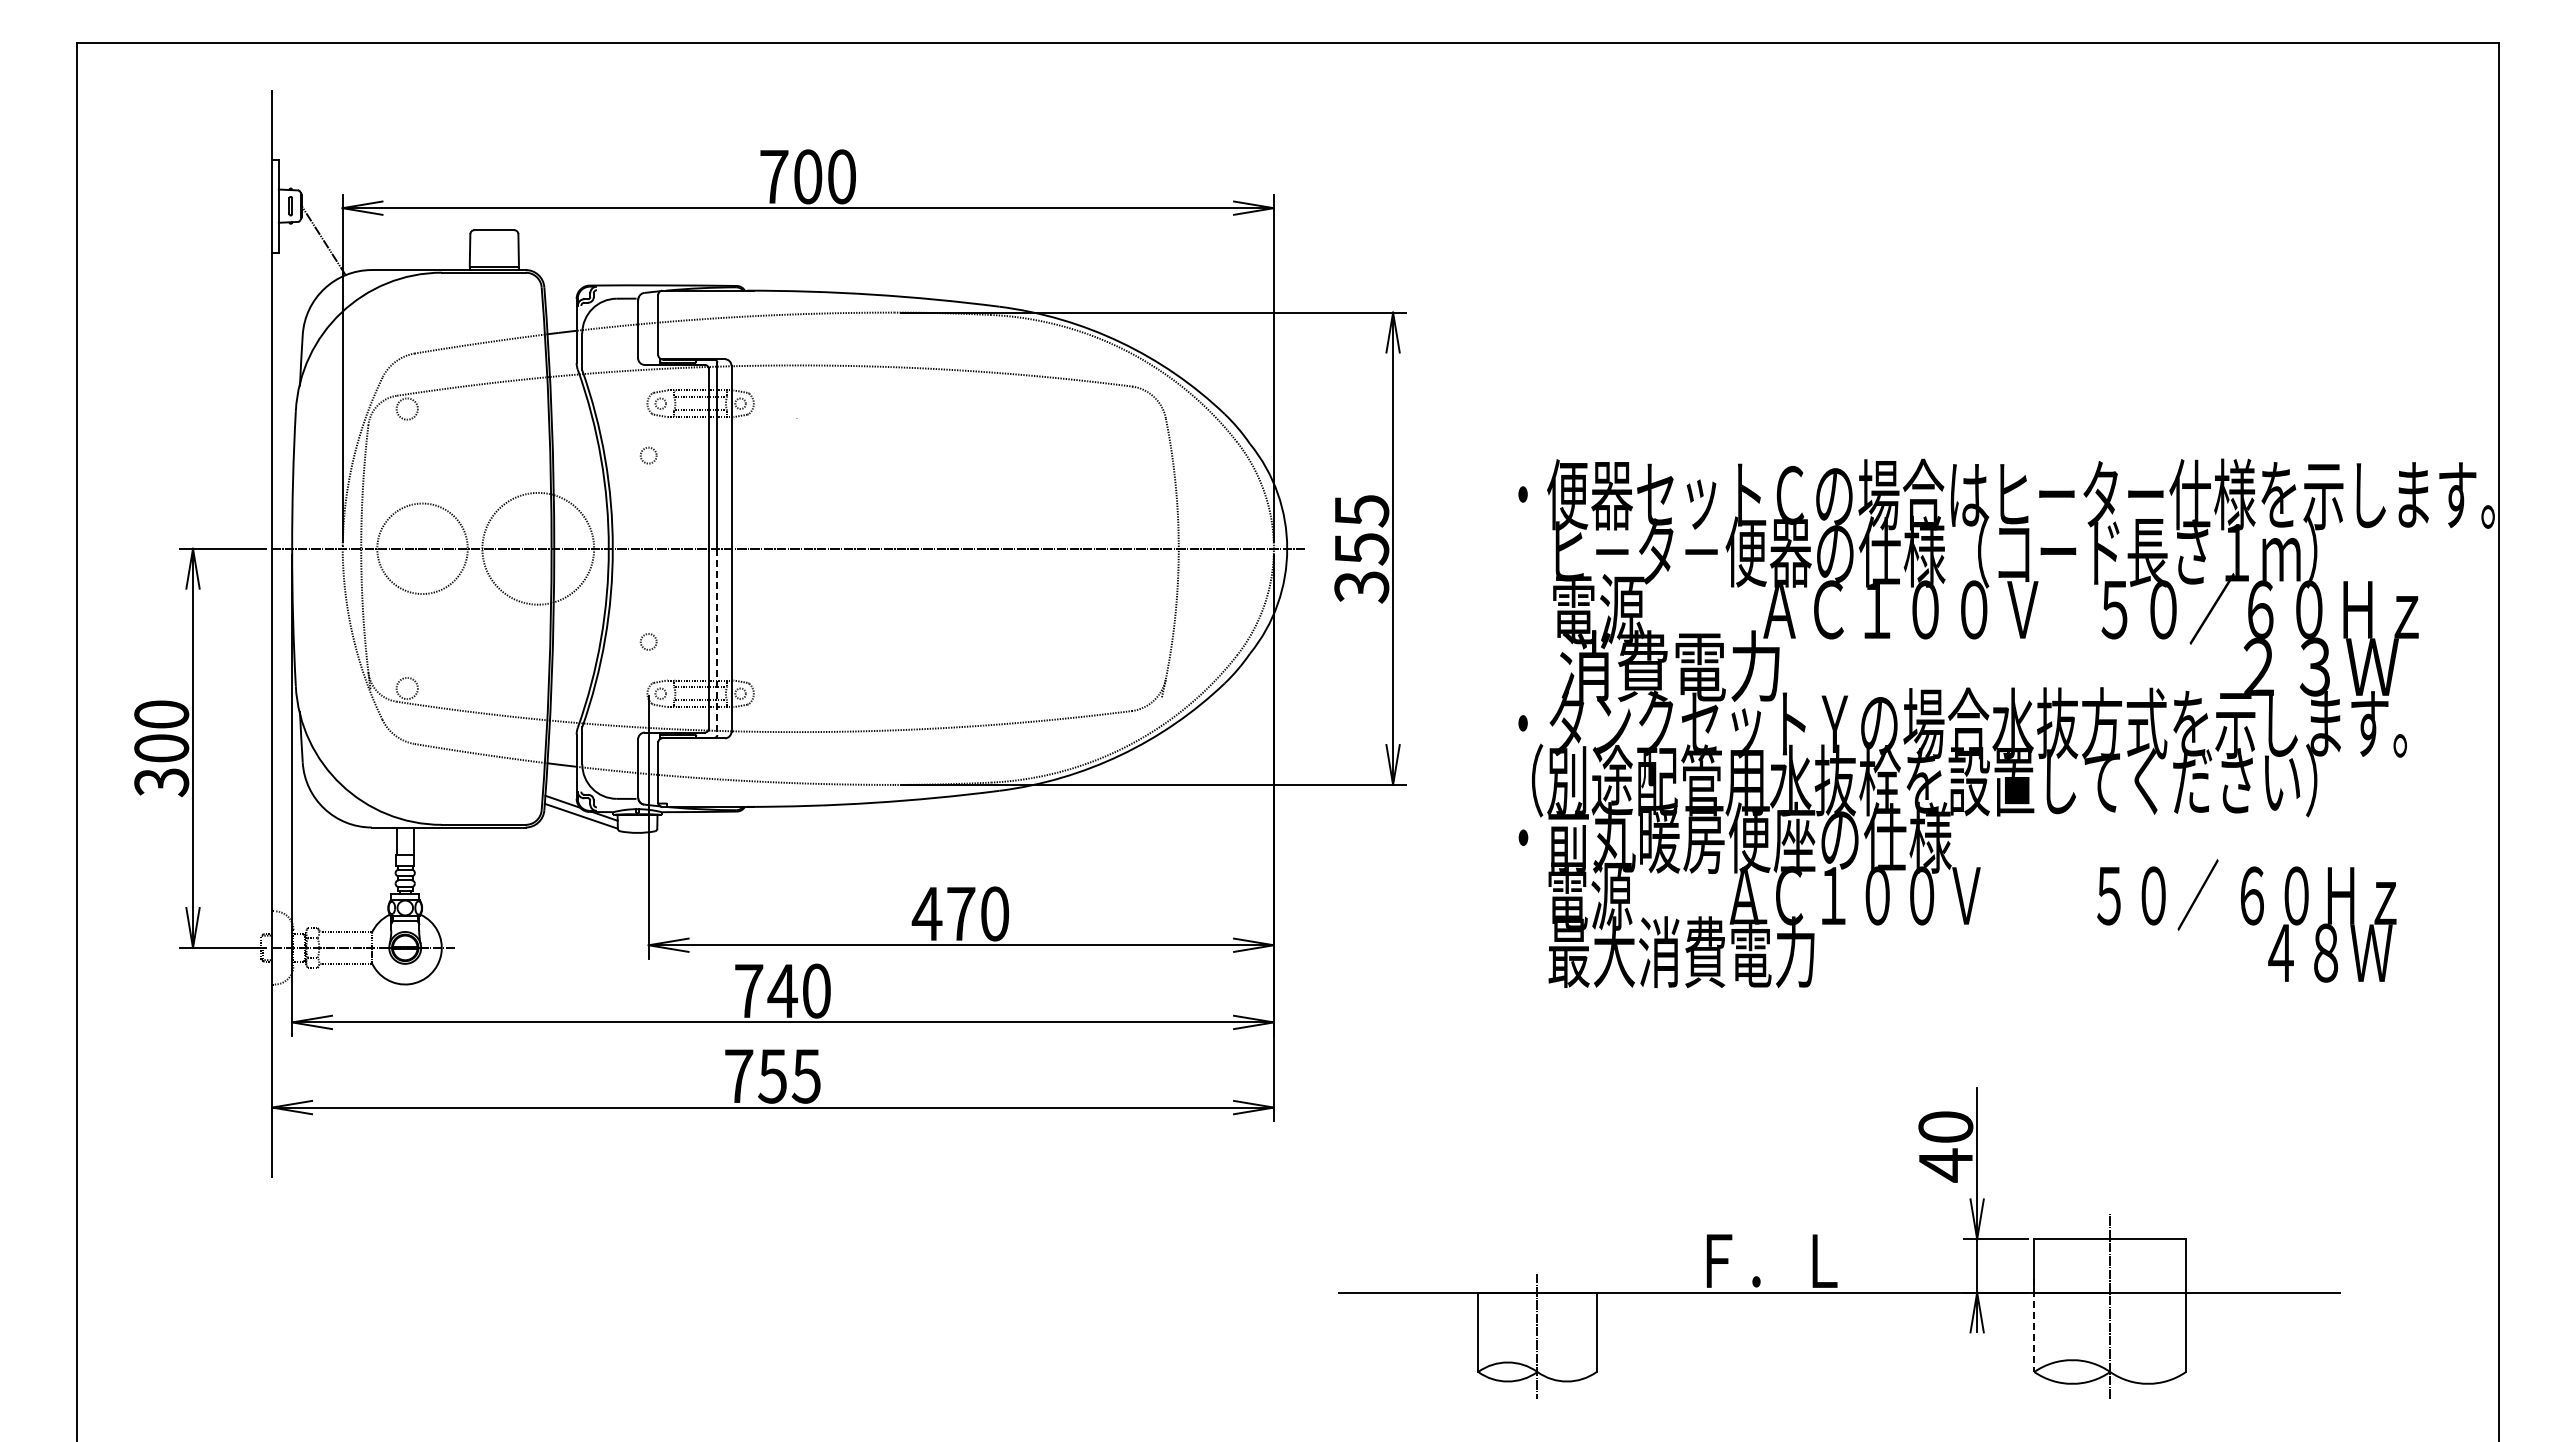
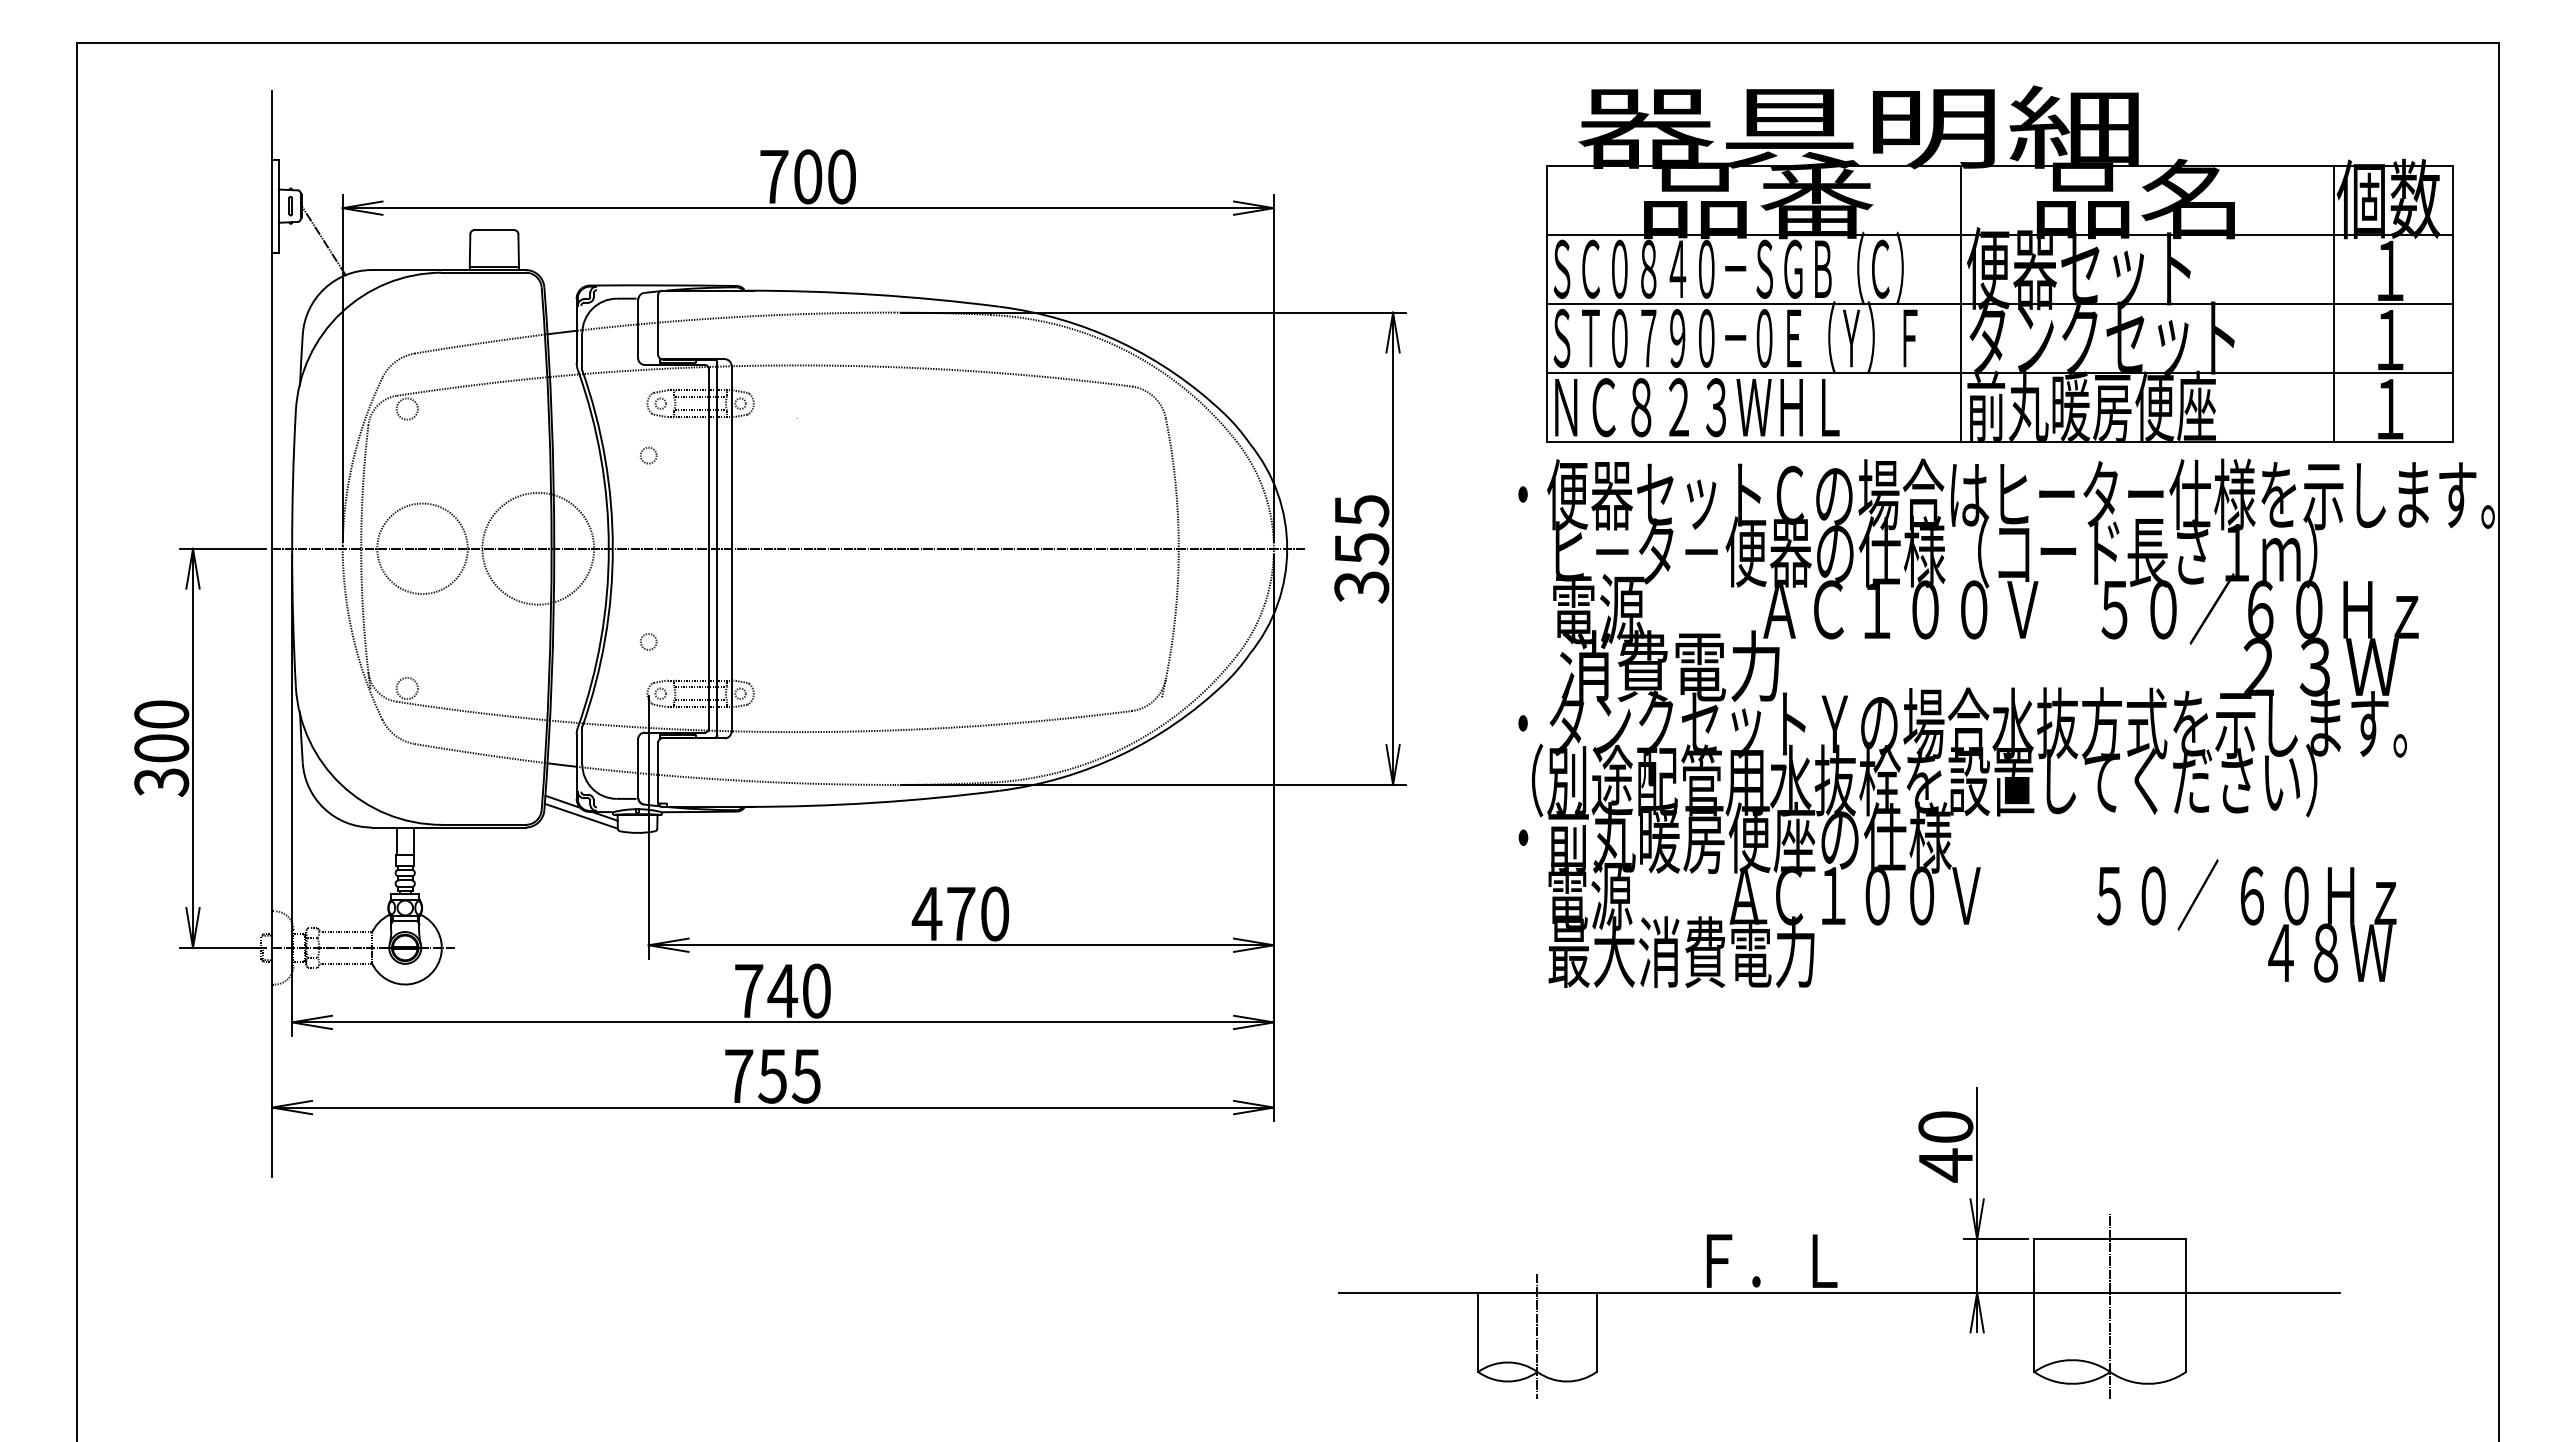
part: none -> present (1999, 263)
line: dashed -> solid (717, 642)
line: dashed -> solid (2034, 1326)
